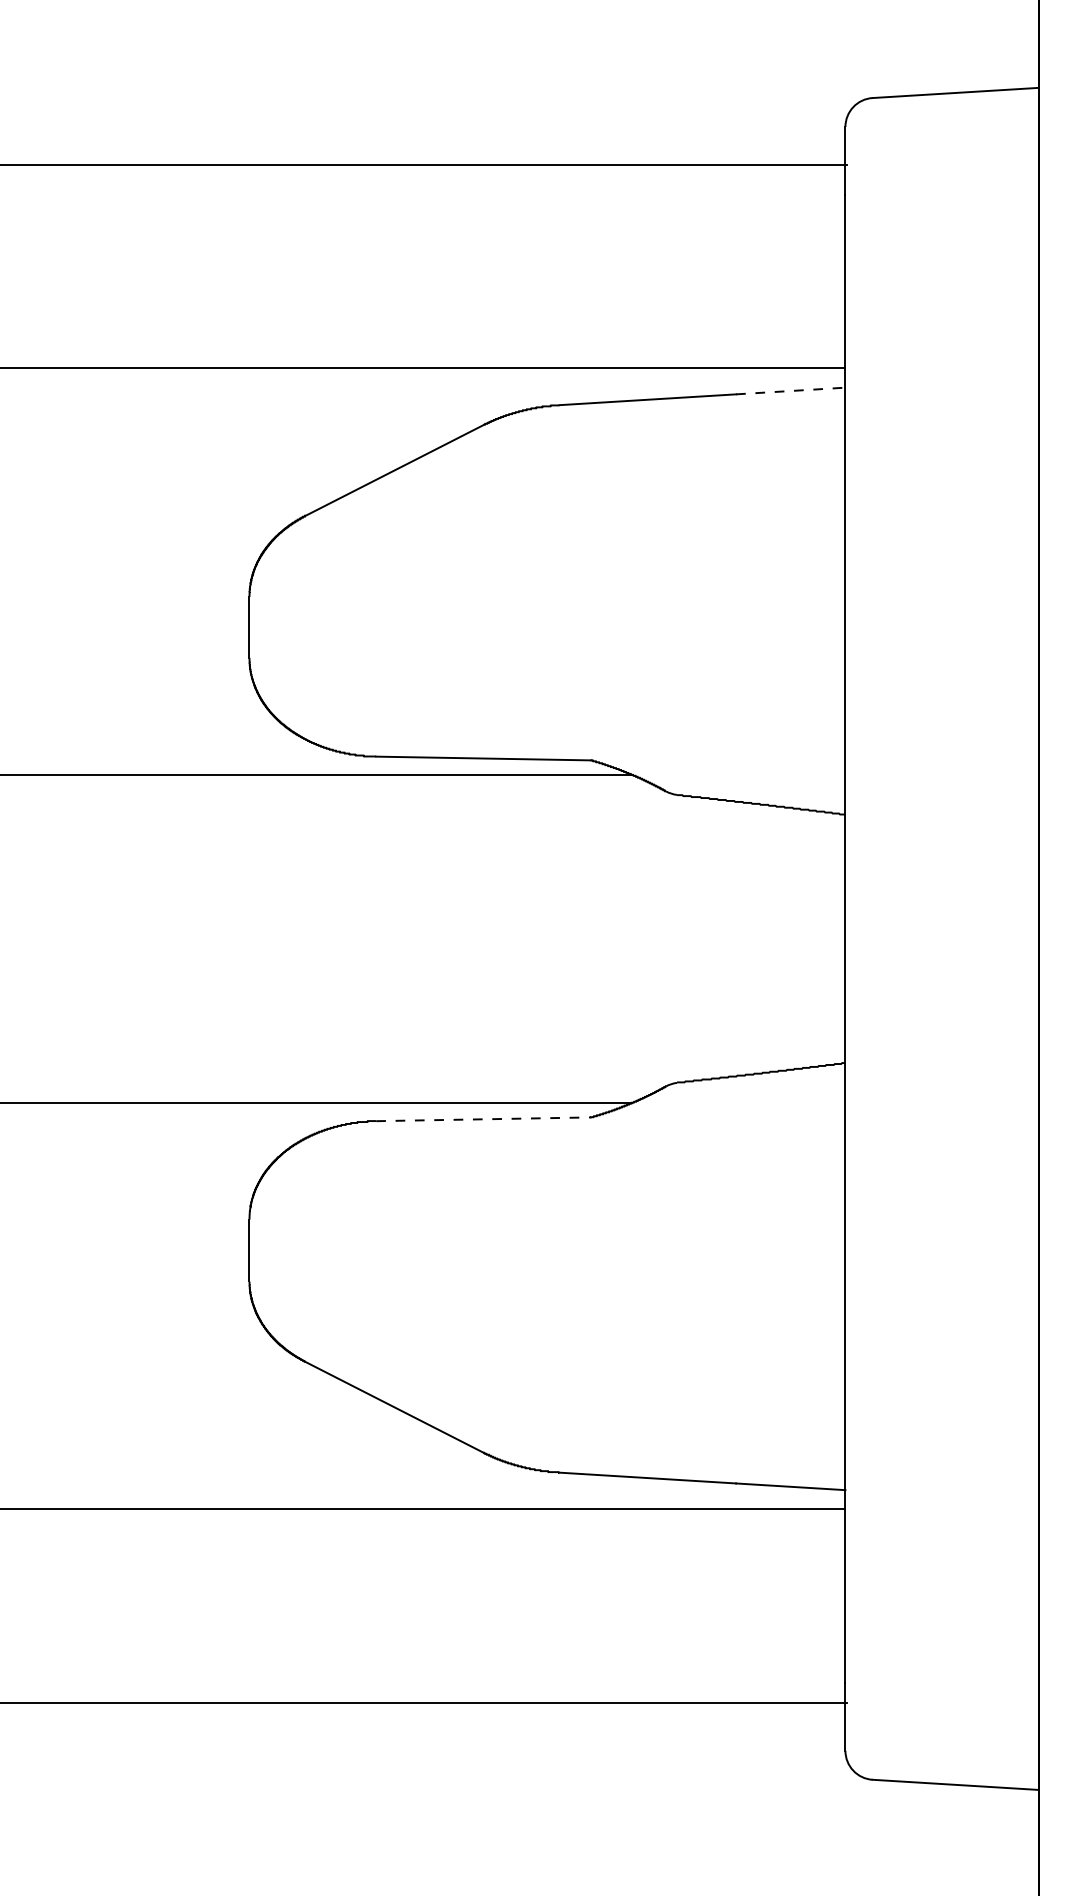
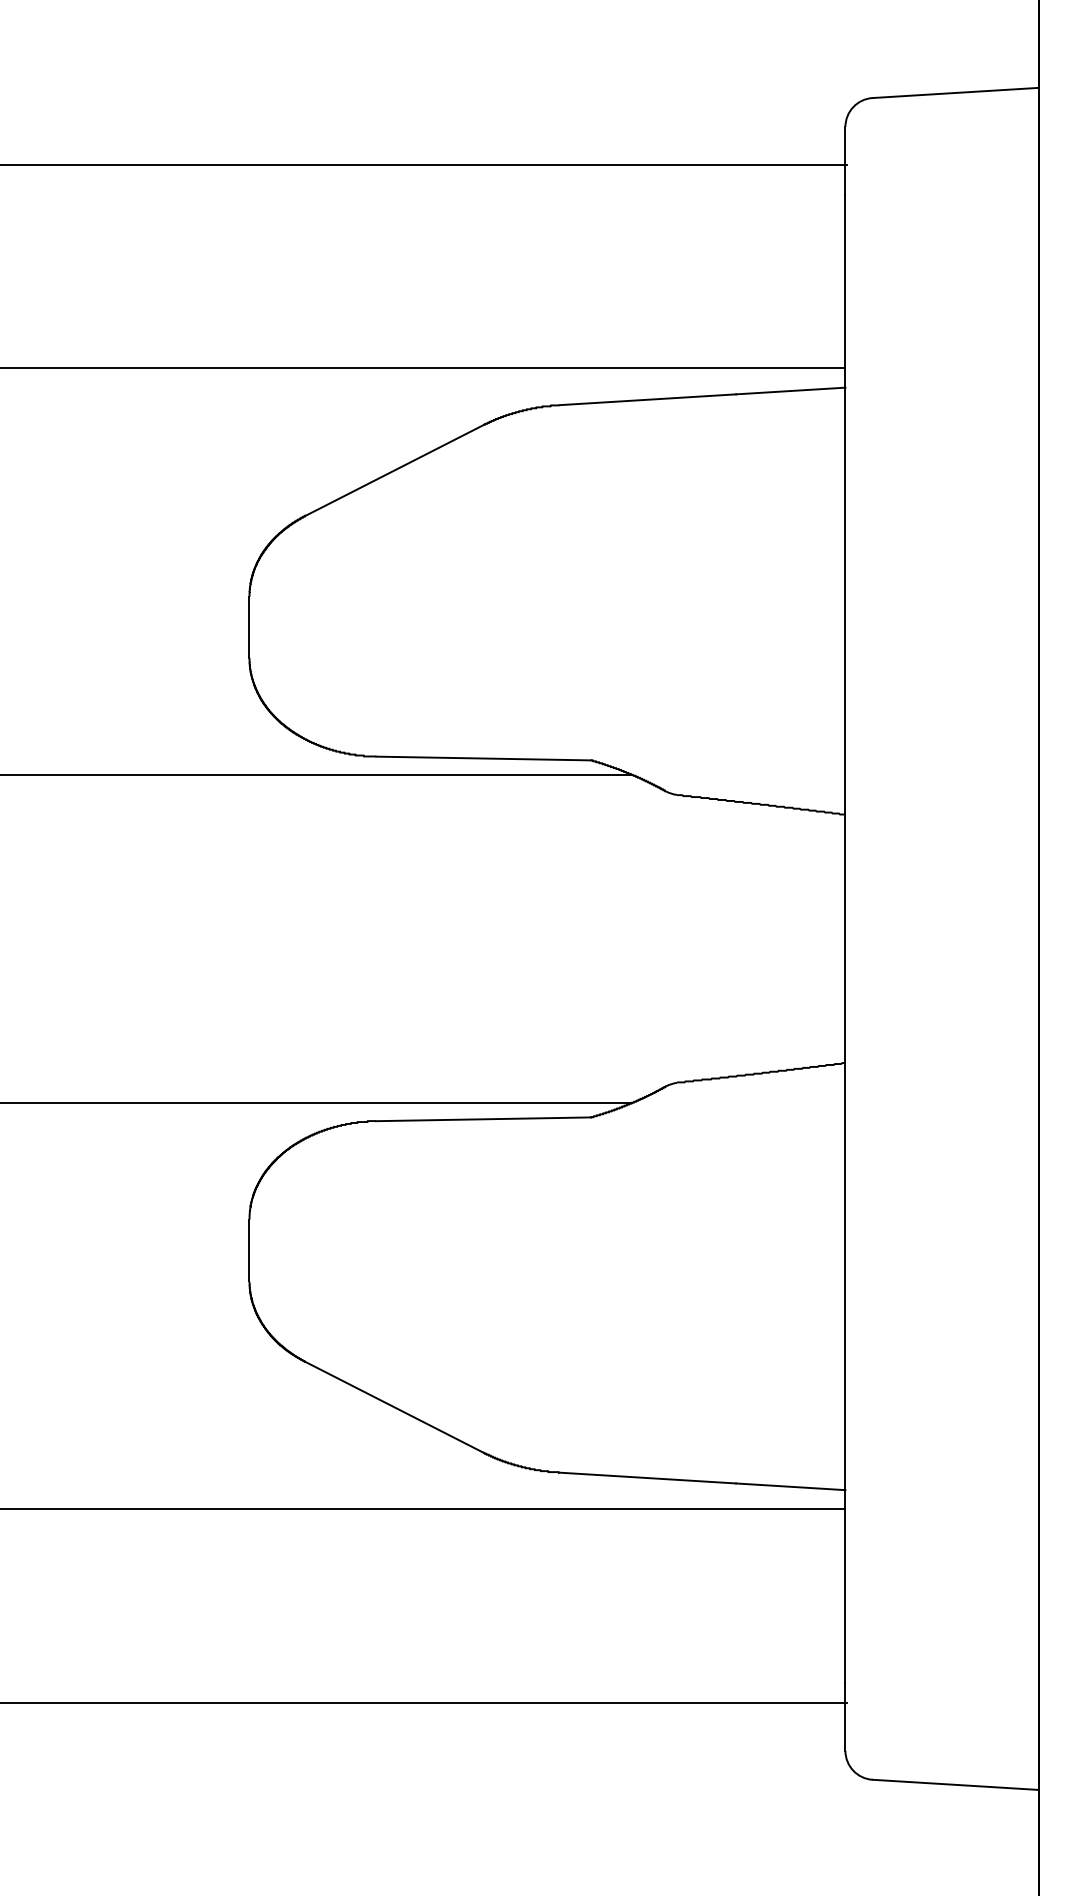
line: dashed -> solid (790, 391)
line: dashed -> solid (483, 1119)
